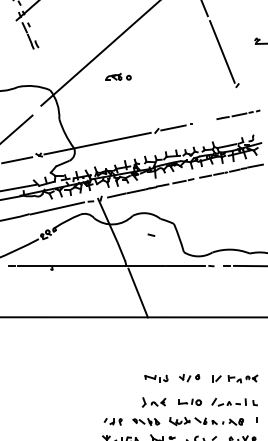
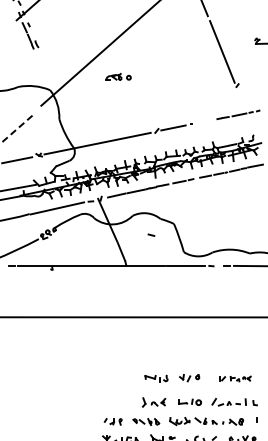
line: solid -> dashed (16, 130)
line: present -> none (137, 292)
part size: 47x10 px -> 33x8 px (235, 378)
